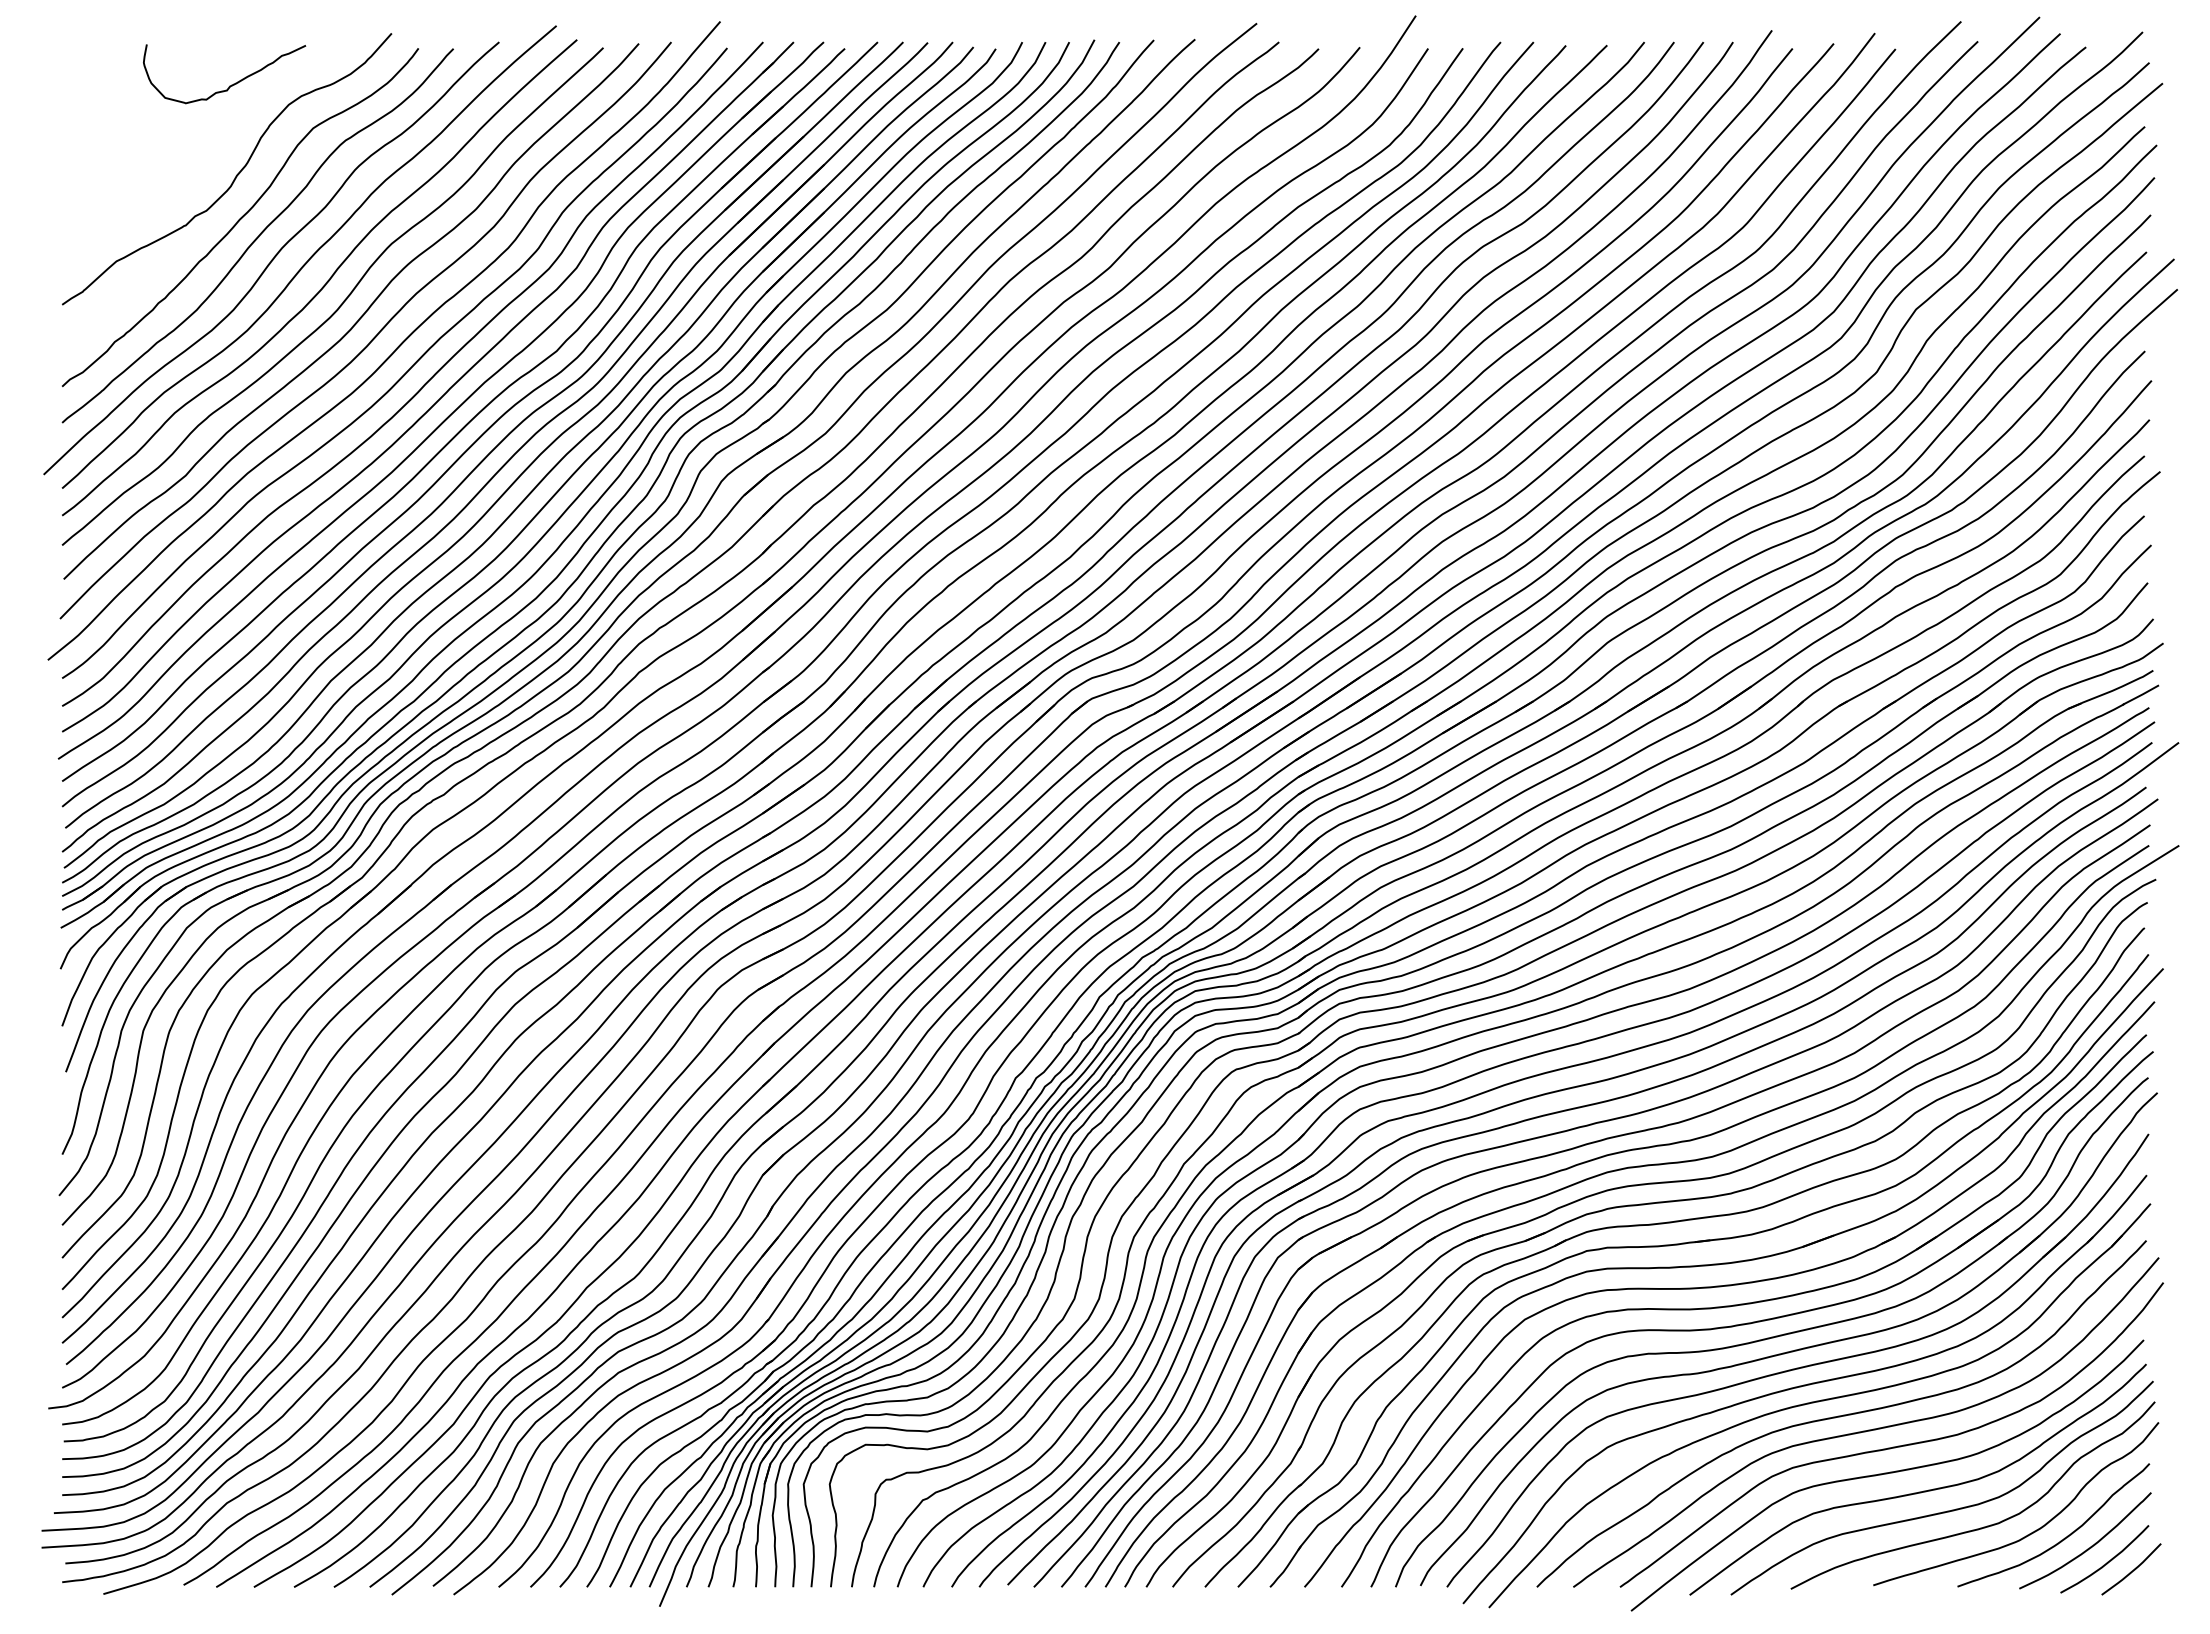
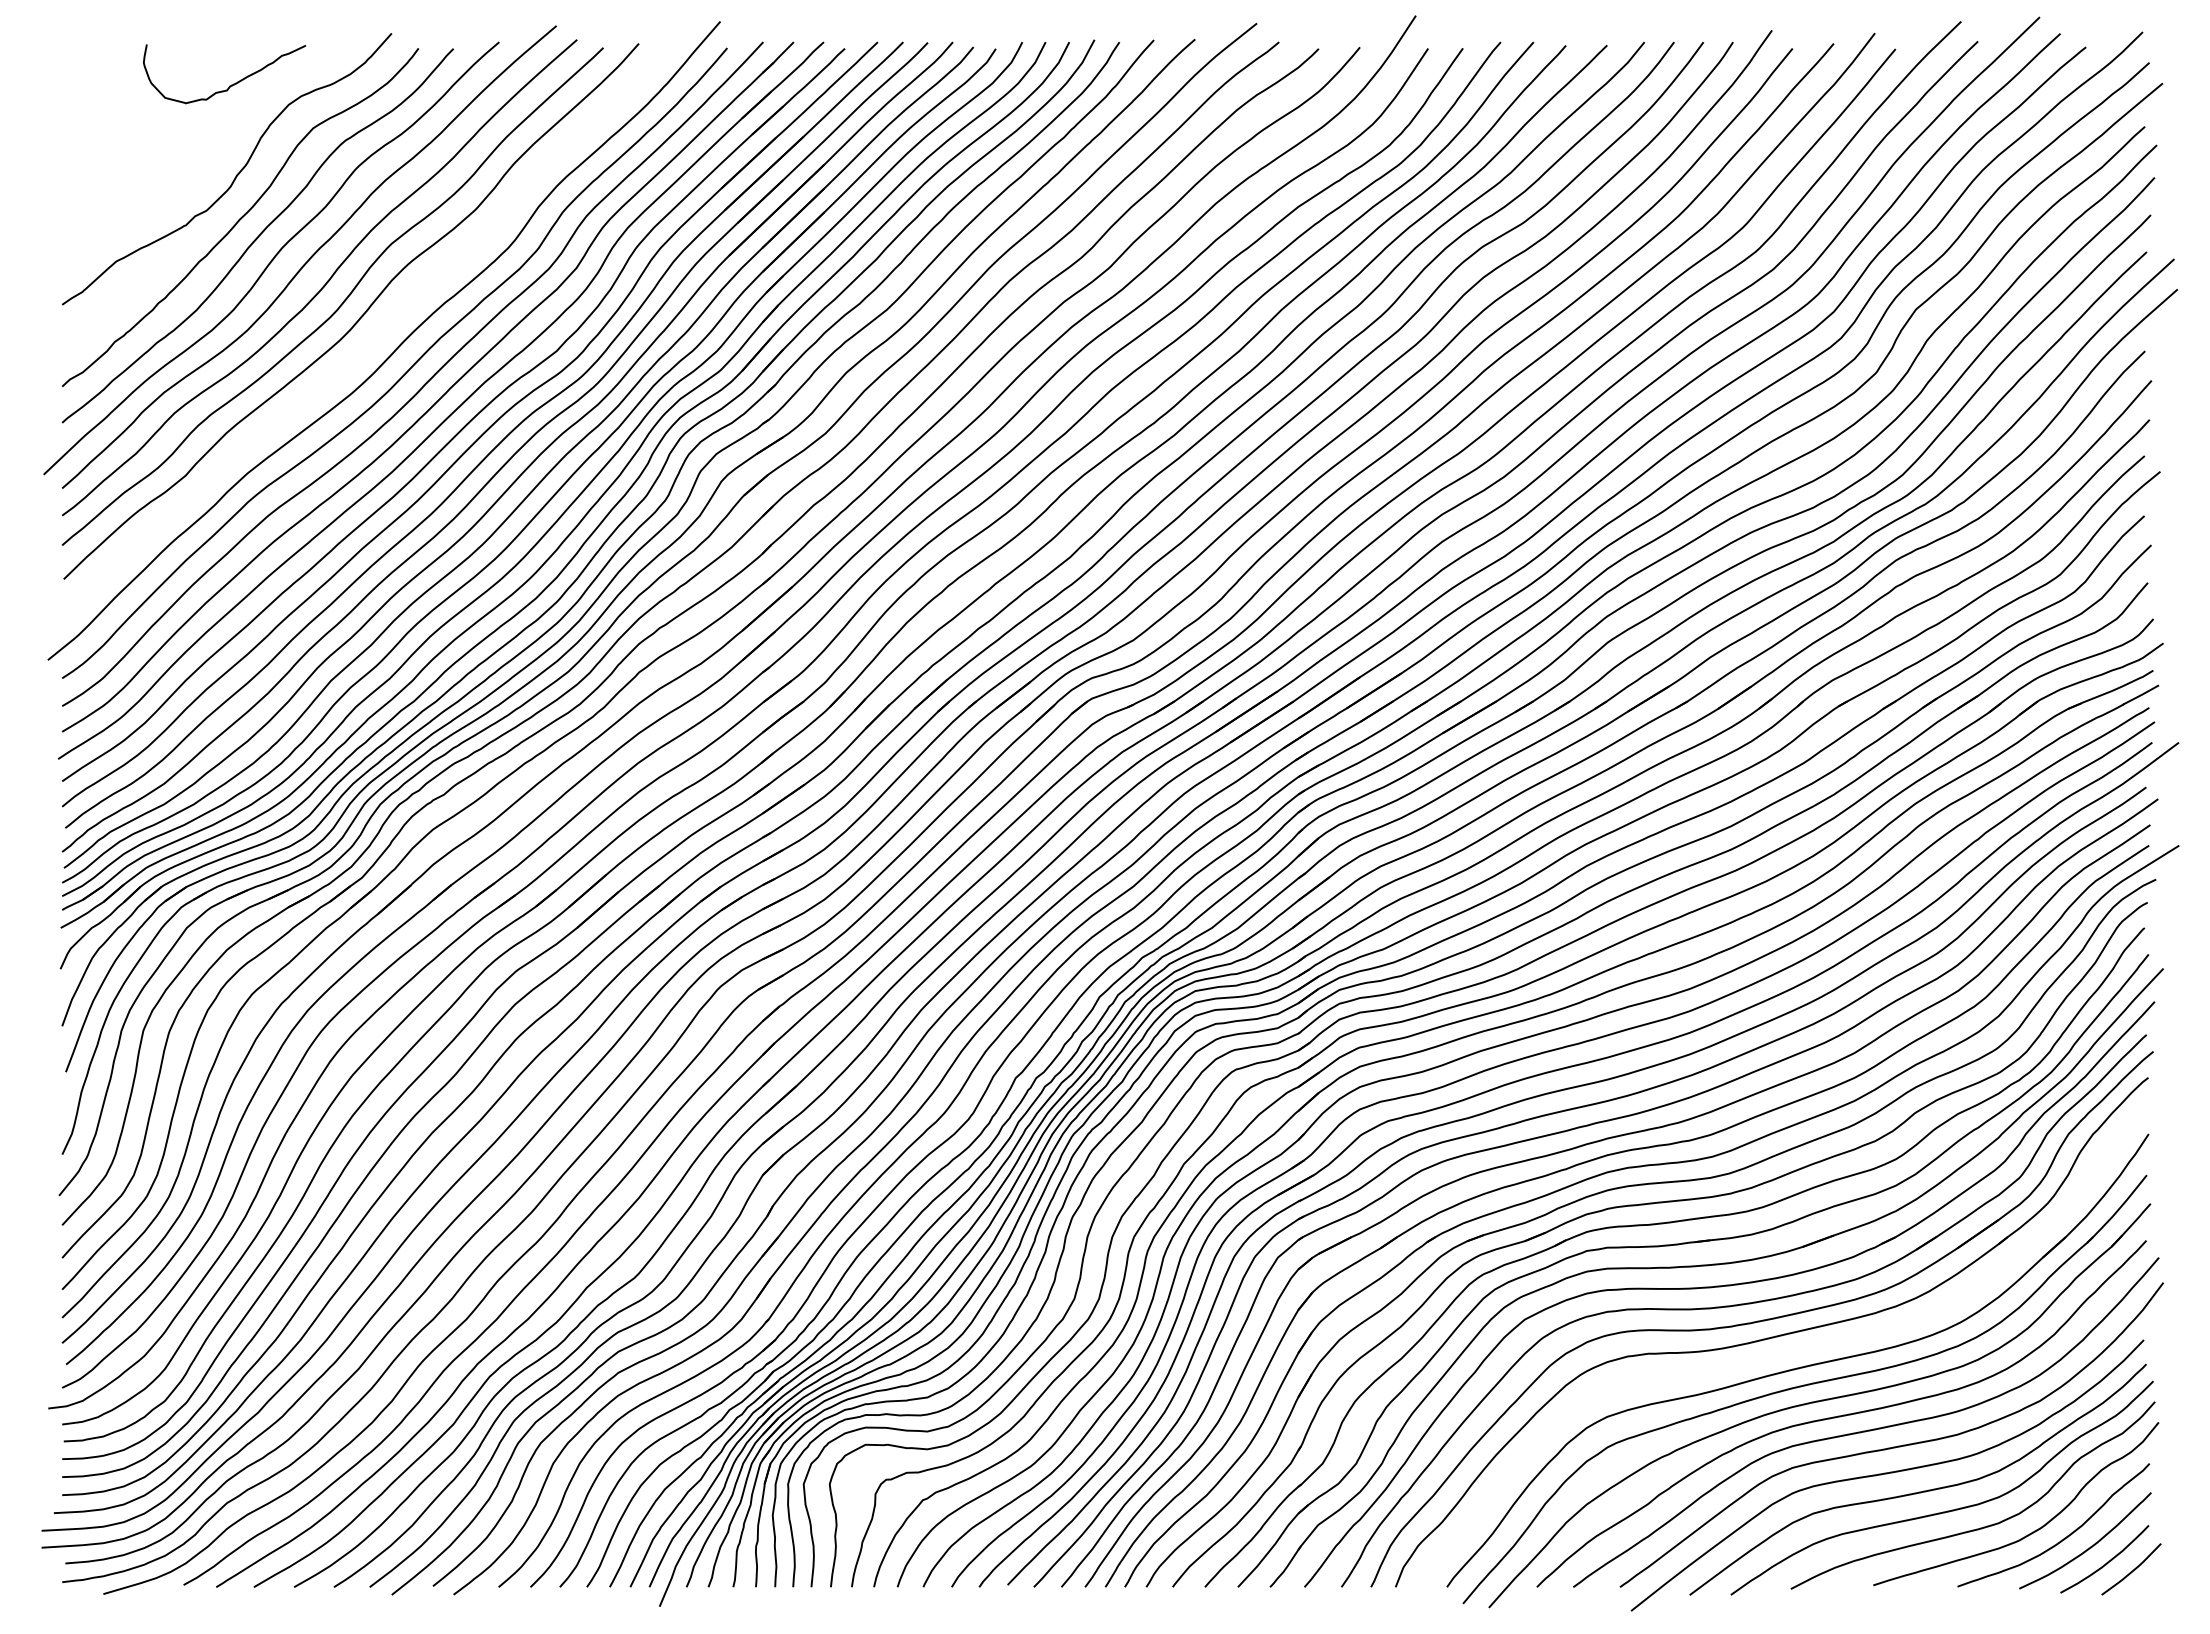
curve: present -> none (373, 337)
part: present -> none (1790, 1350)
